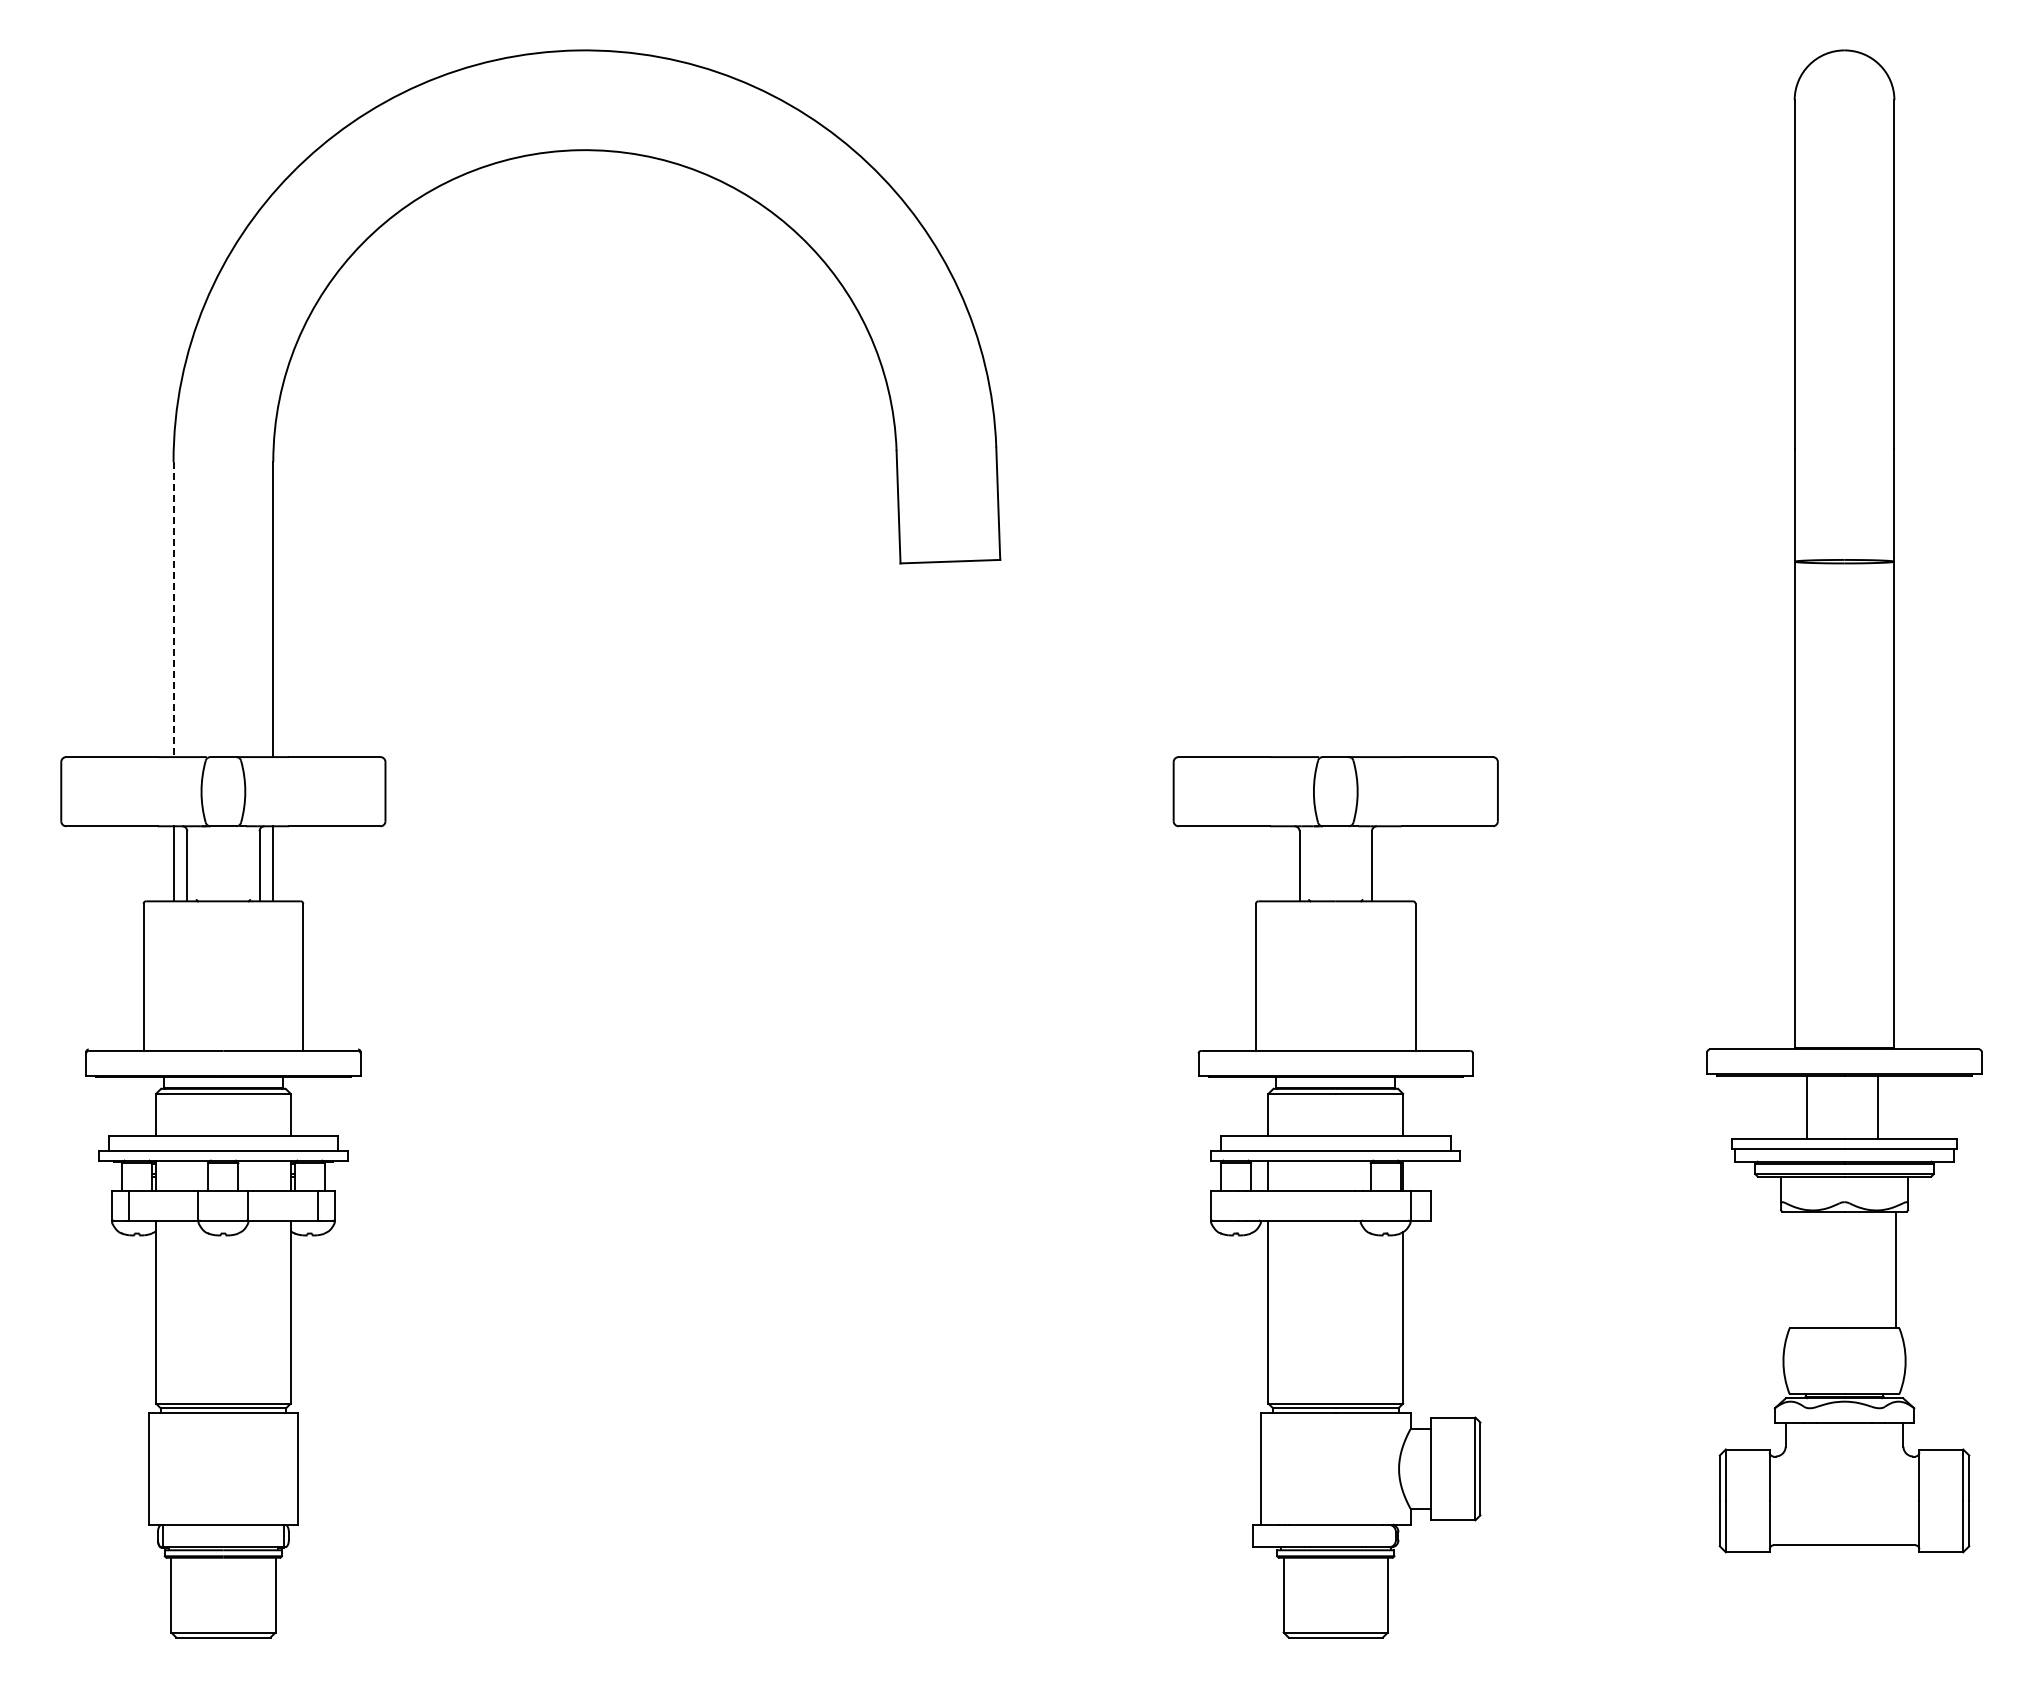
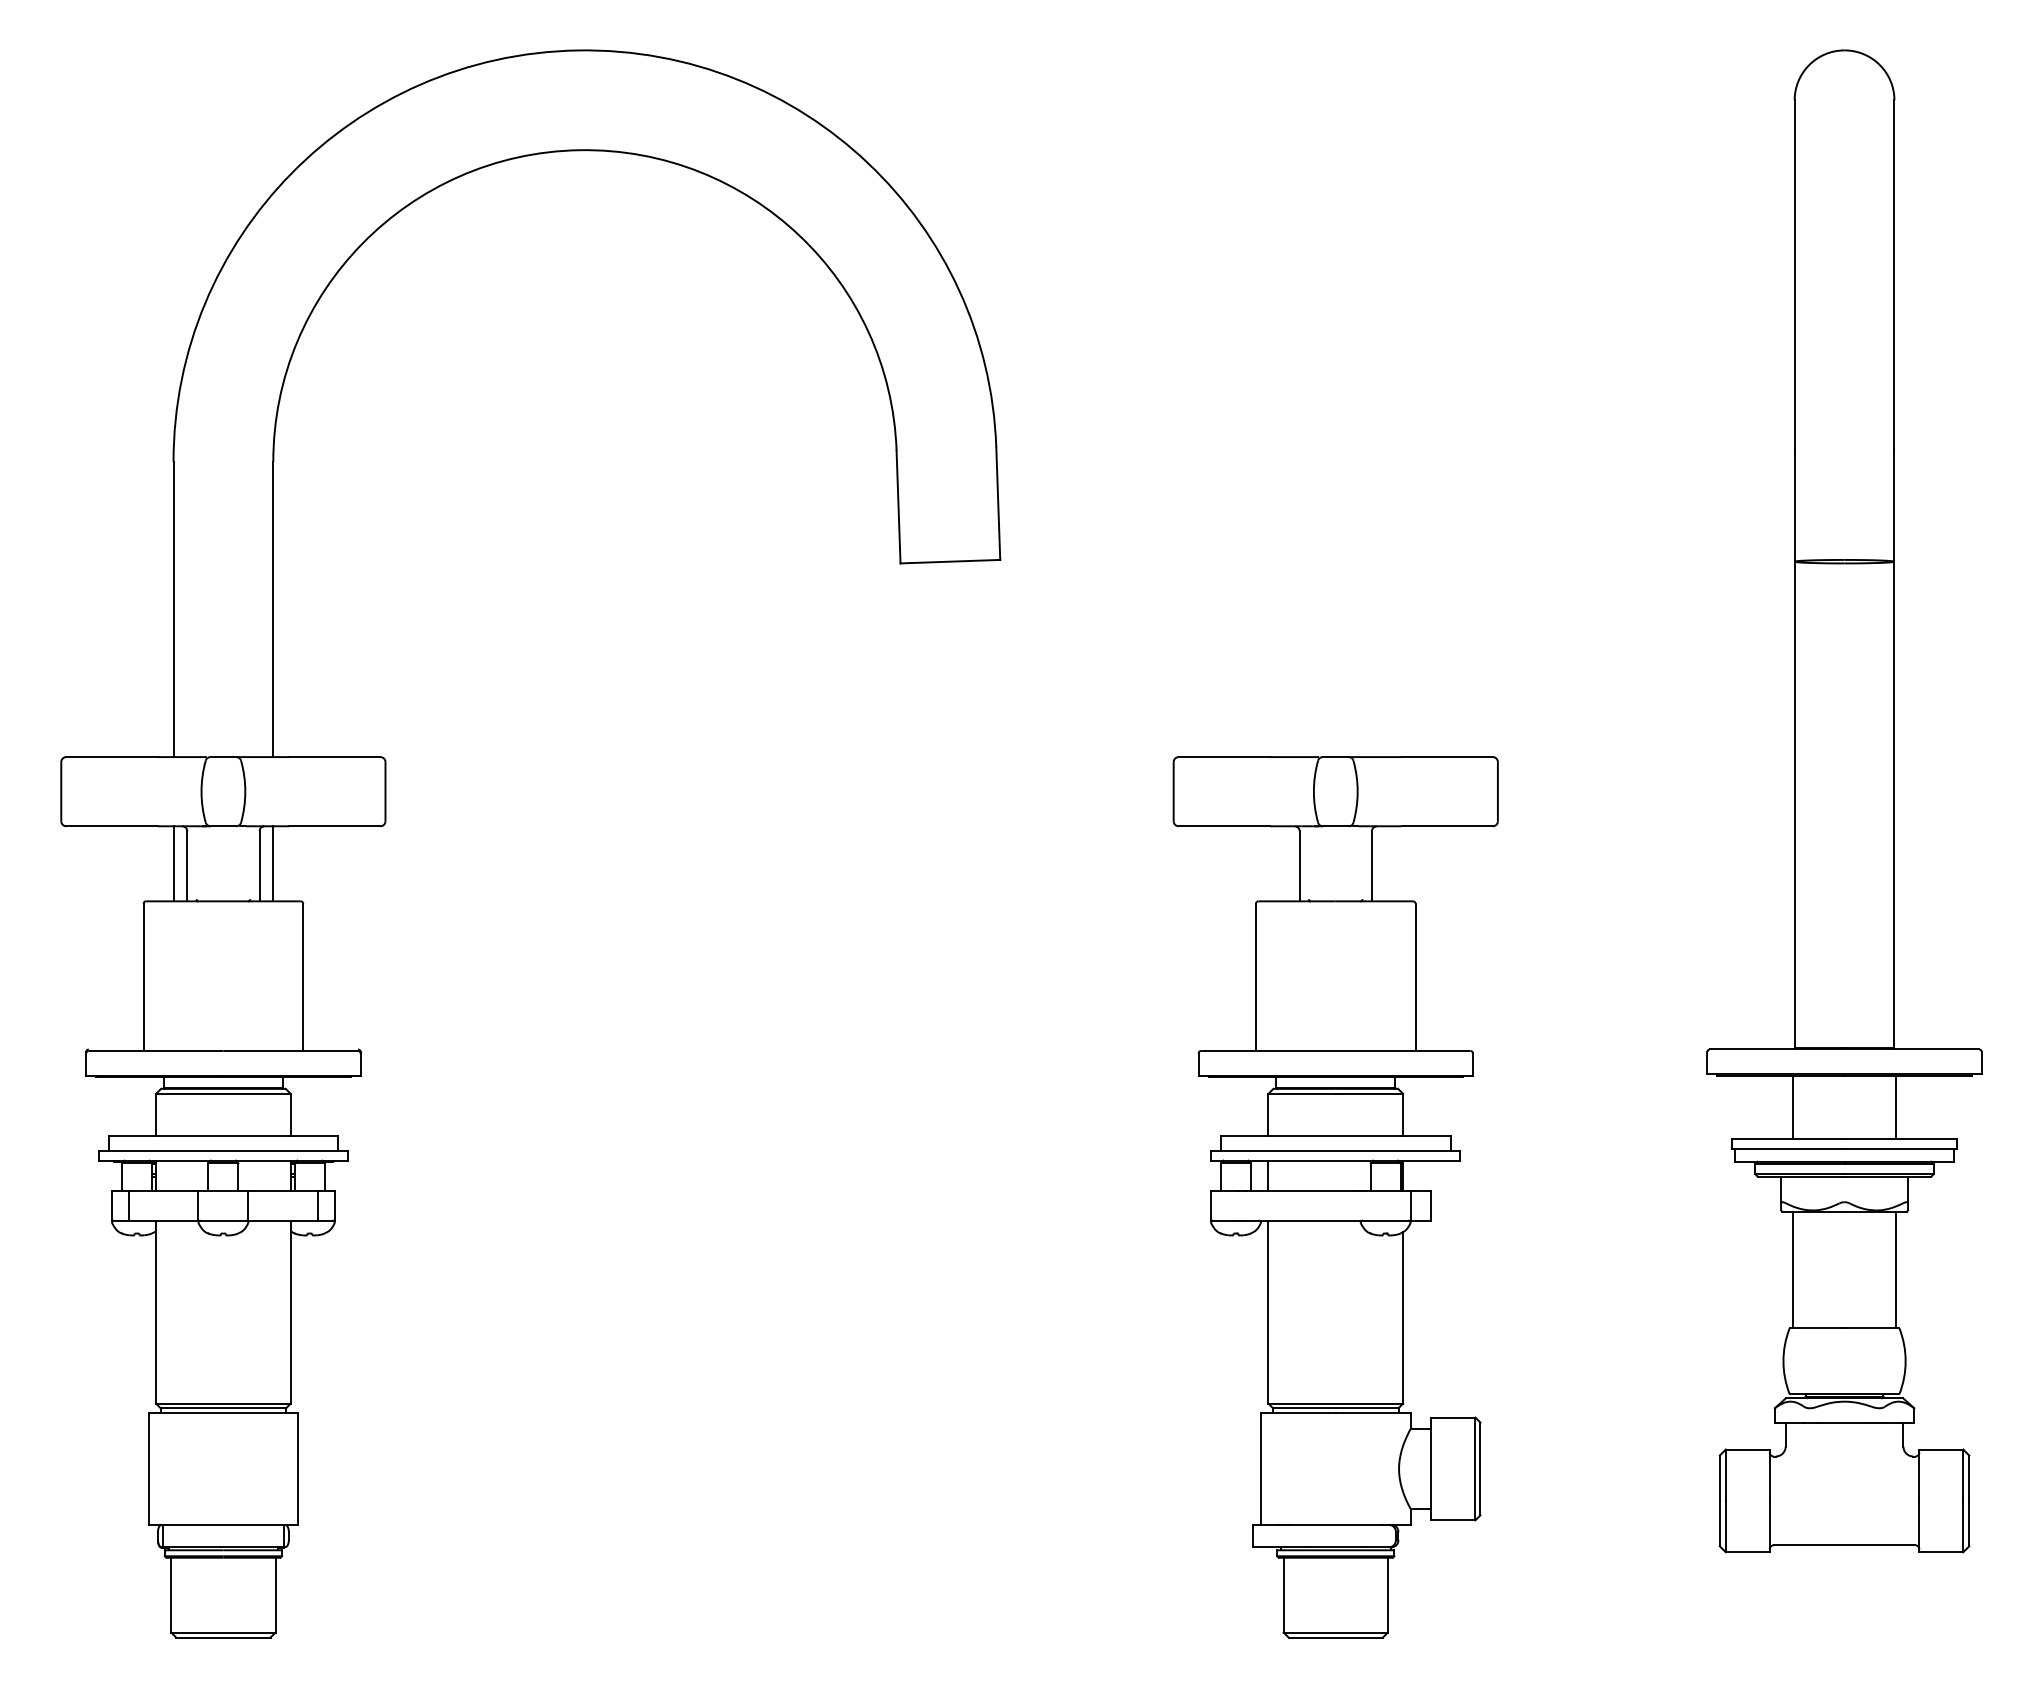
line: dashed -> solid (173, 609)
line position: (1807, 1107) -> (1793, 1107) (1793, 1107)
line position: (1877, 1107) -> (1895, 1107) (1895, 1107)
line: none -> present (1793, 1269)
